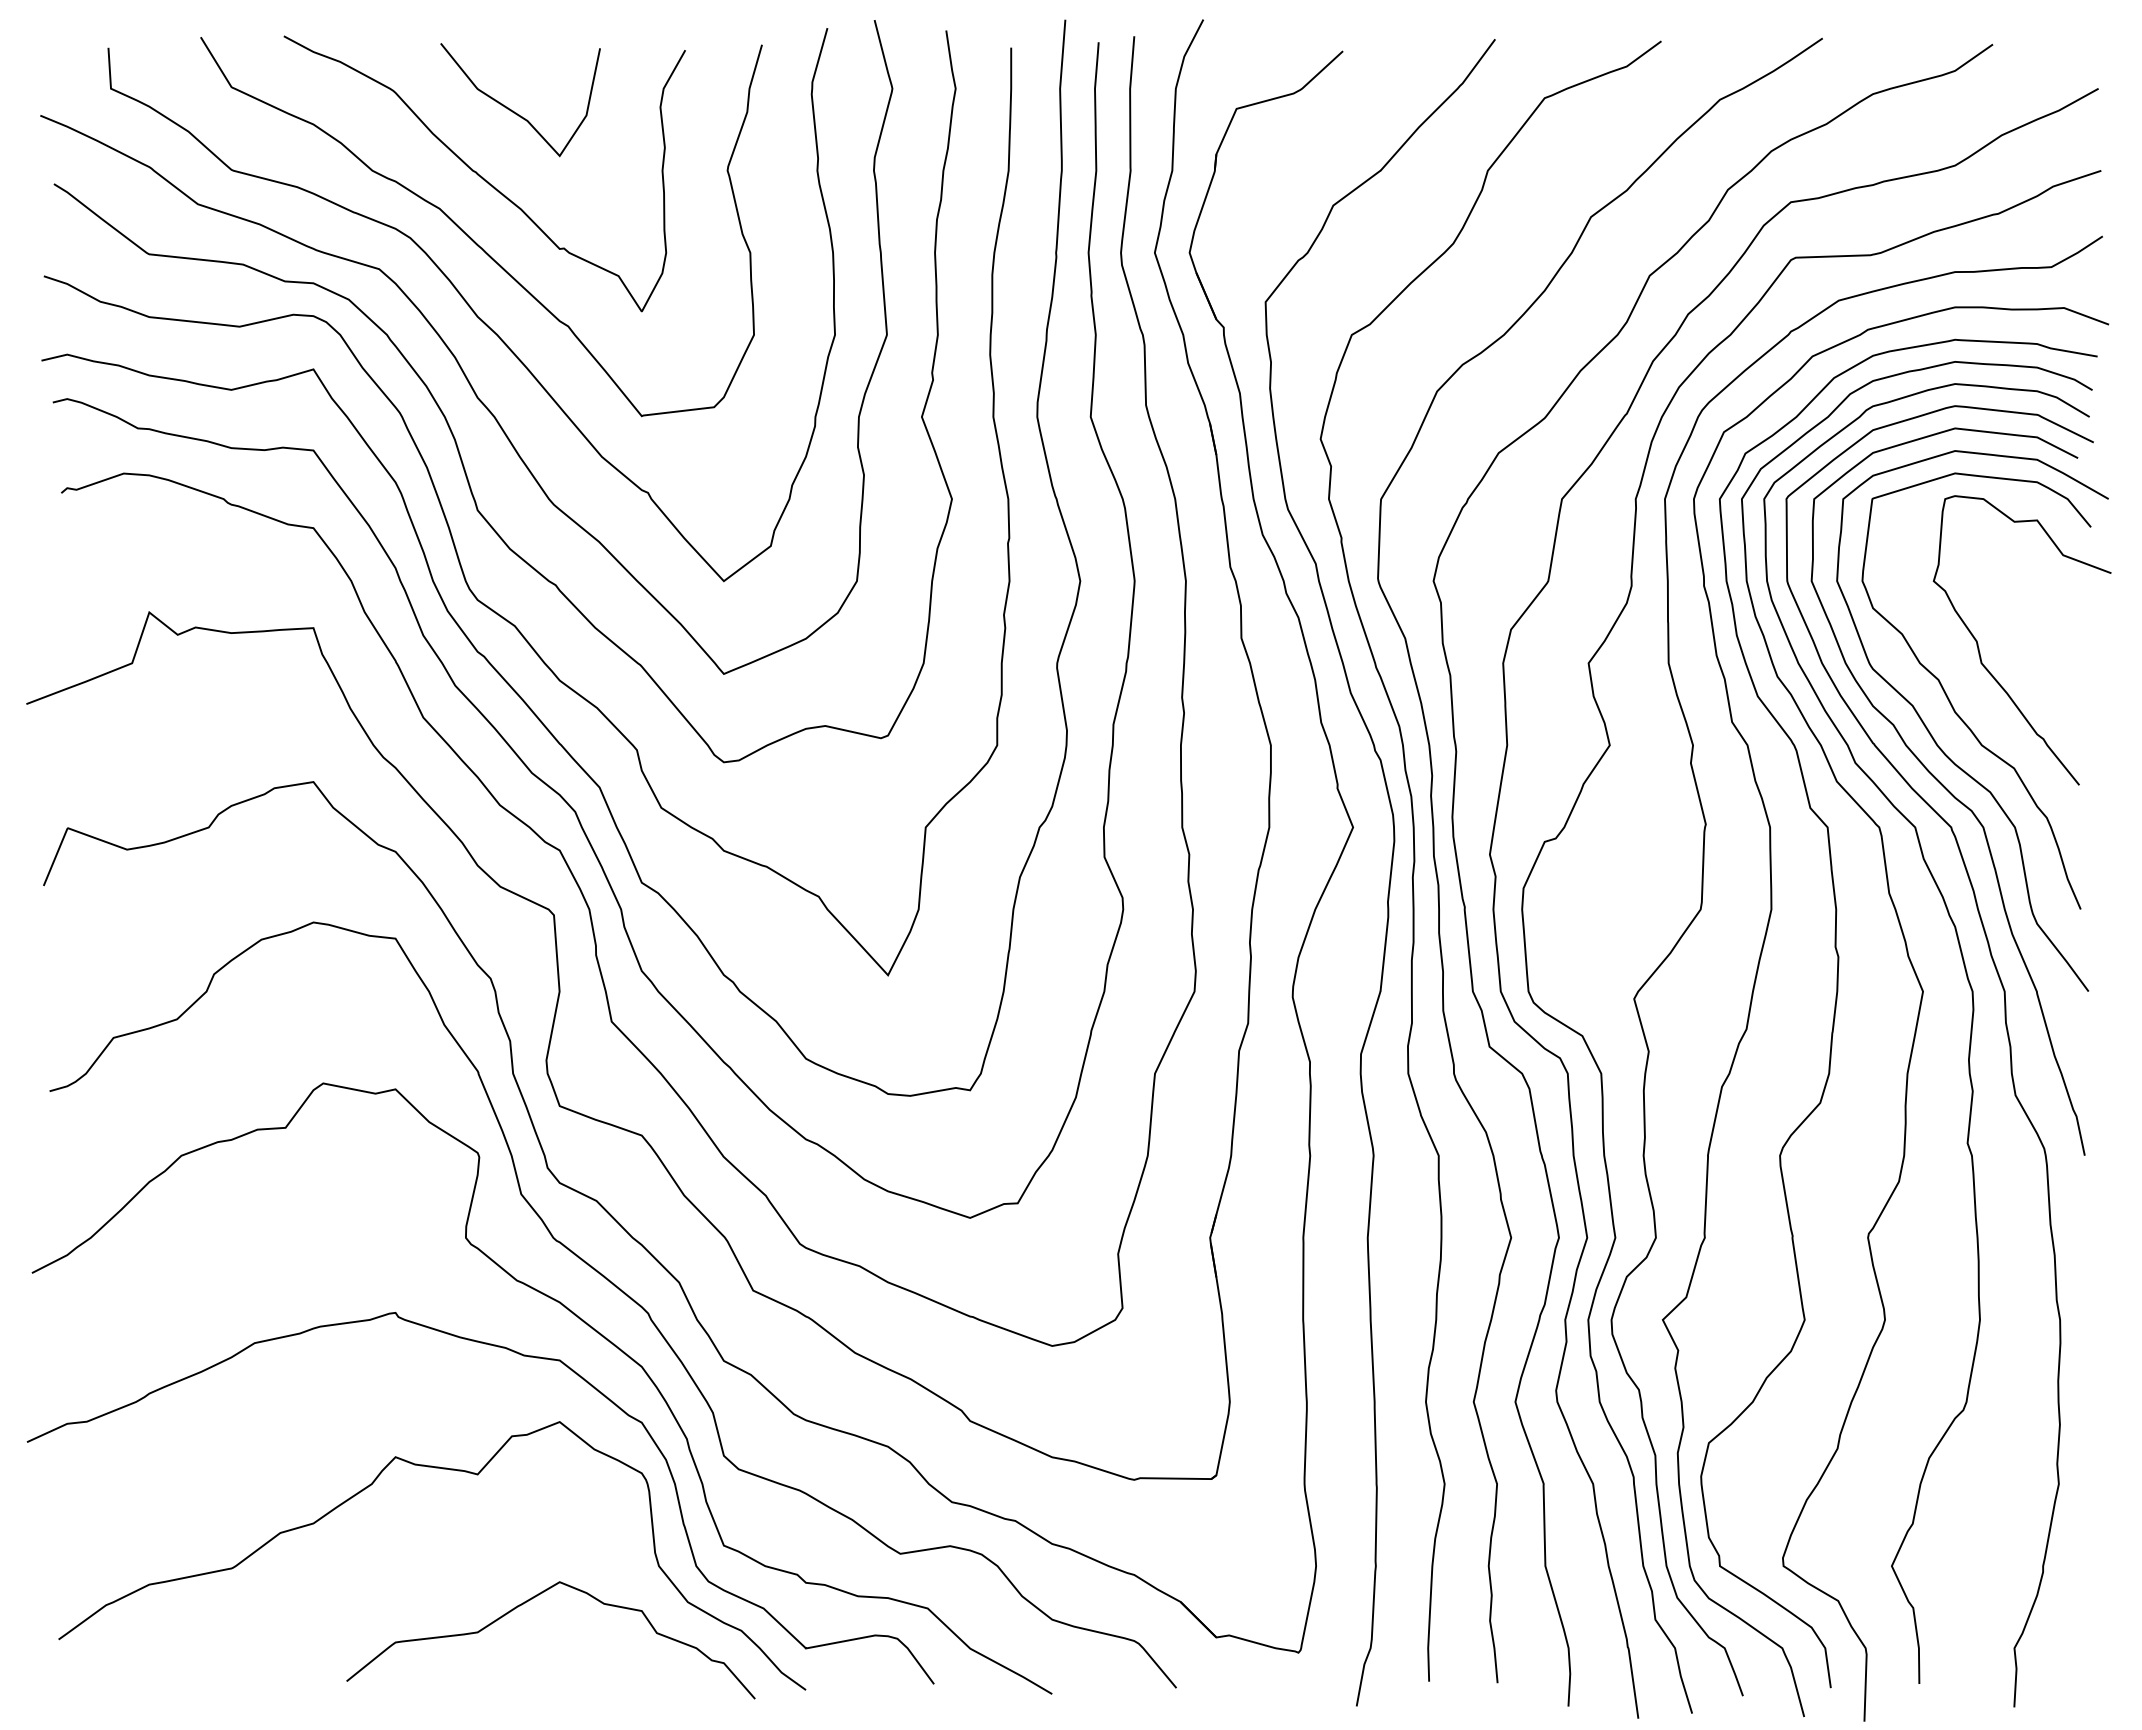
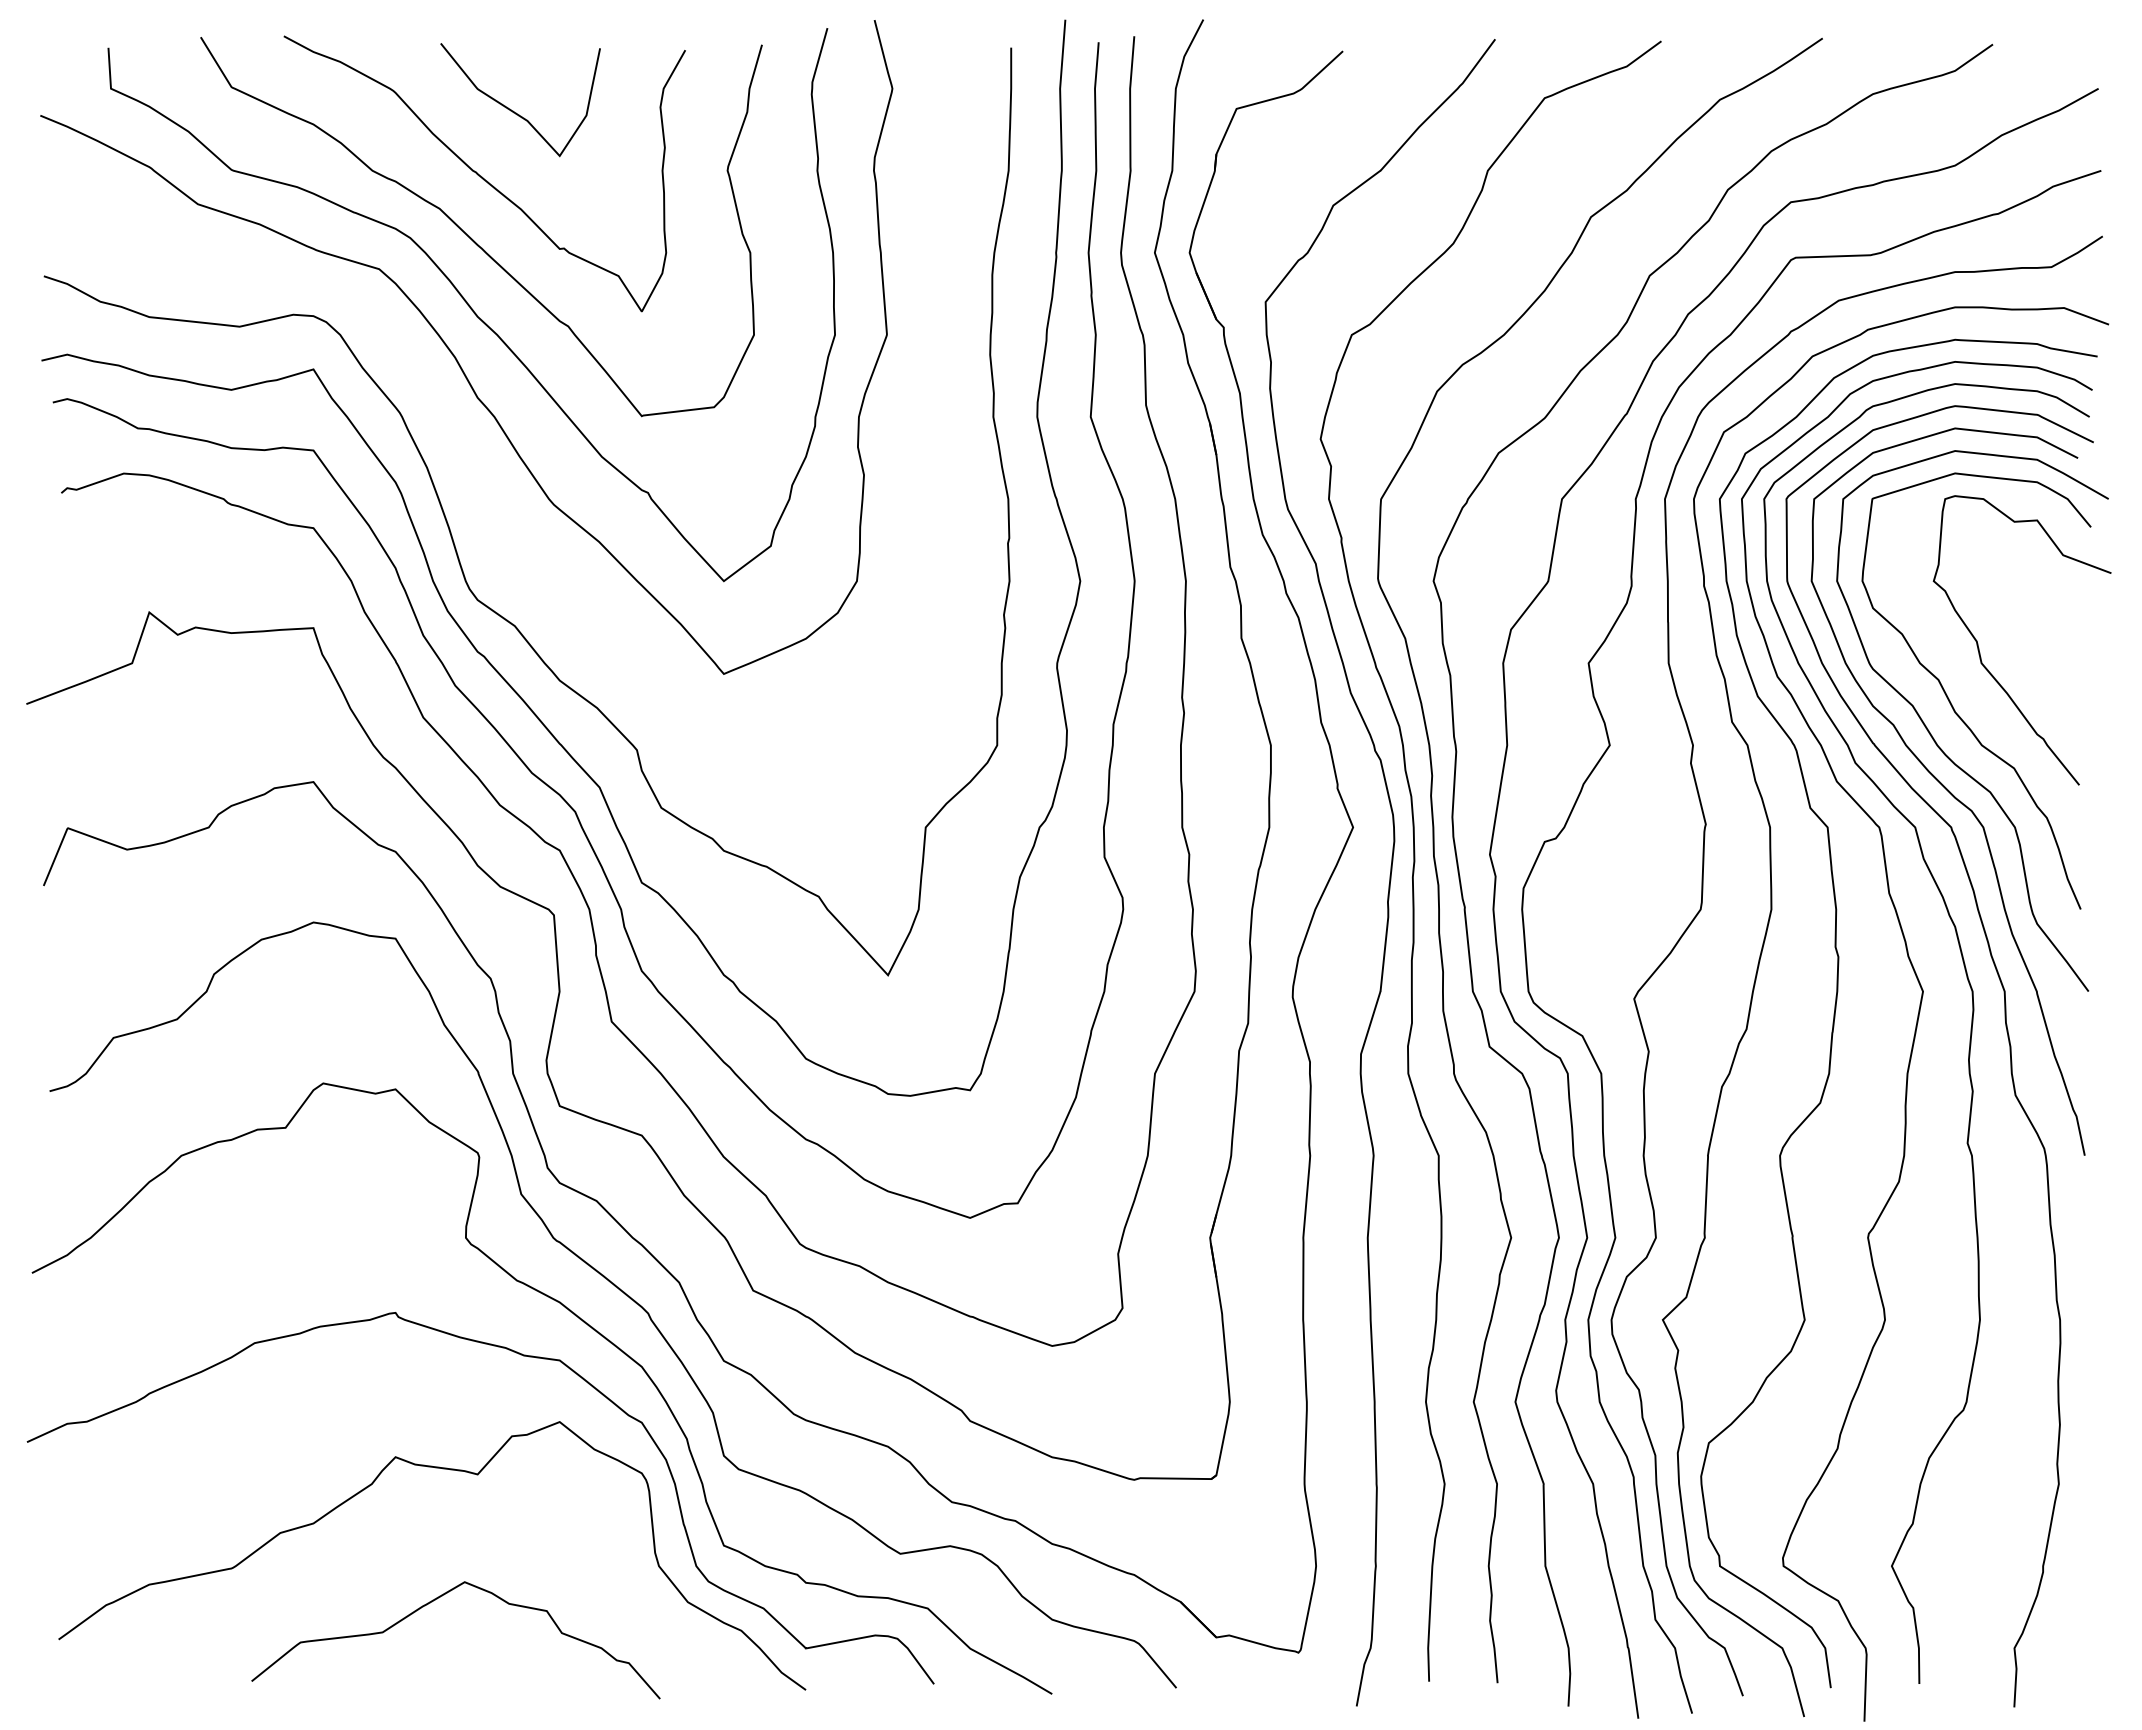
curve: present -> none (446, 417)
curve position: (527, 1602) -> (432, 1602) (432, 1602)
